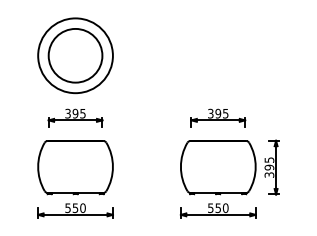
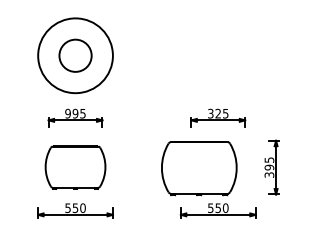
circle diameter: 54 px -> 32 px (75, 55)
text: 395 -> 995 (67, 113)
text: 395 -> 325 (218, 113)
part size: 77x56 px -> 63x45 px (75, 167)
part position: (218, 167) -> (199, 168) (199, 168)
